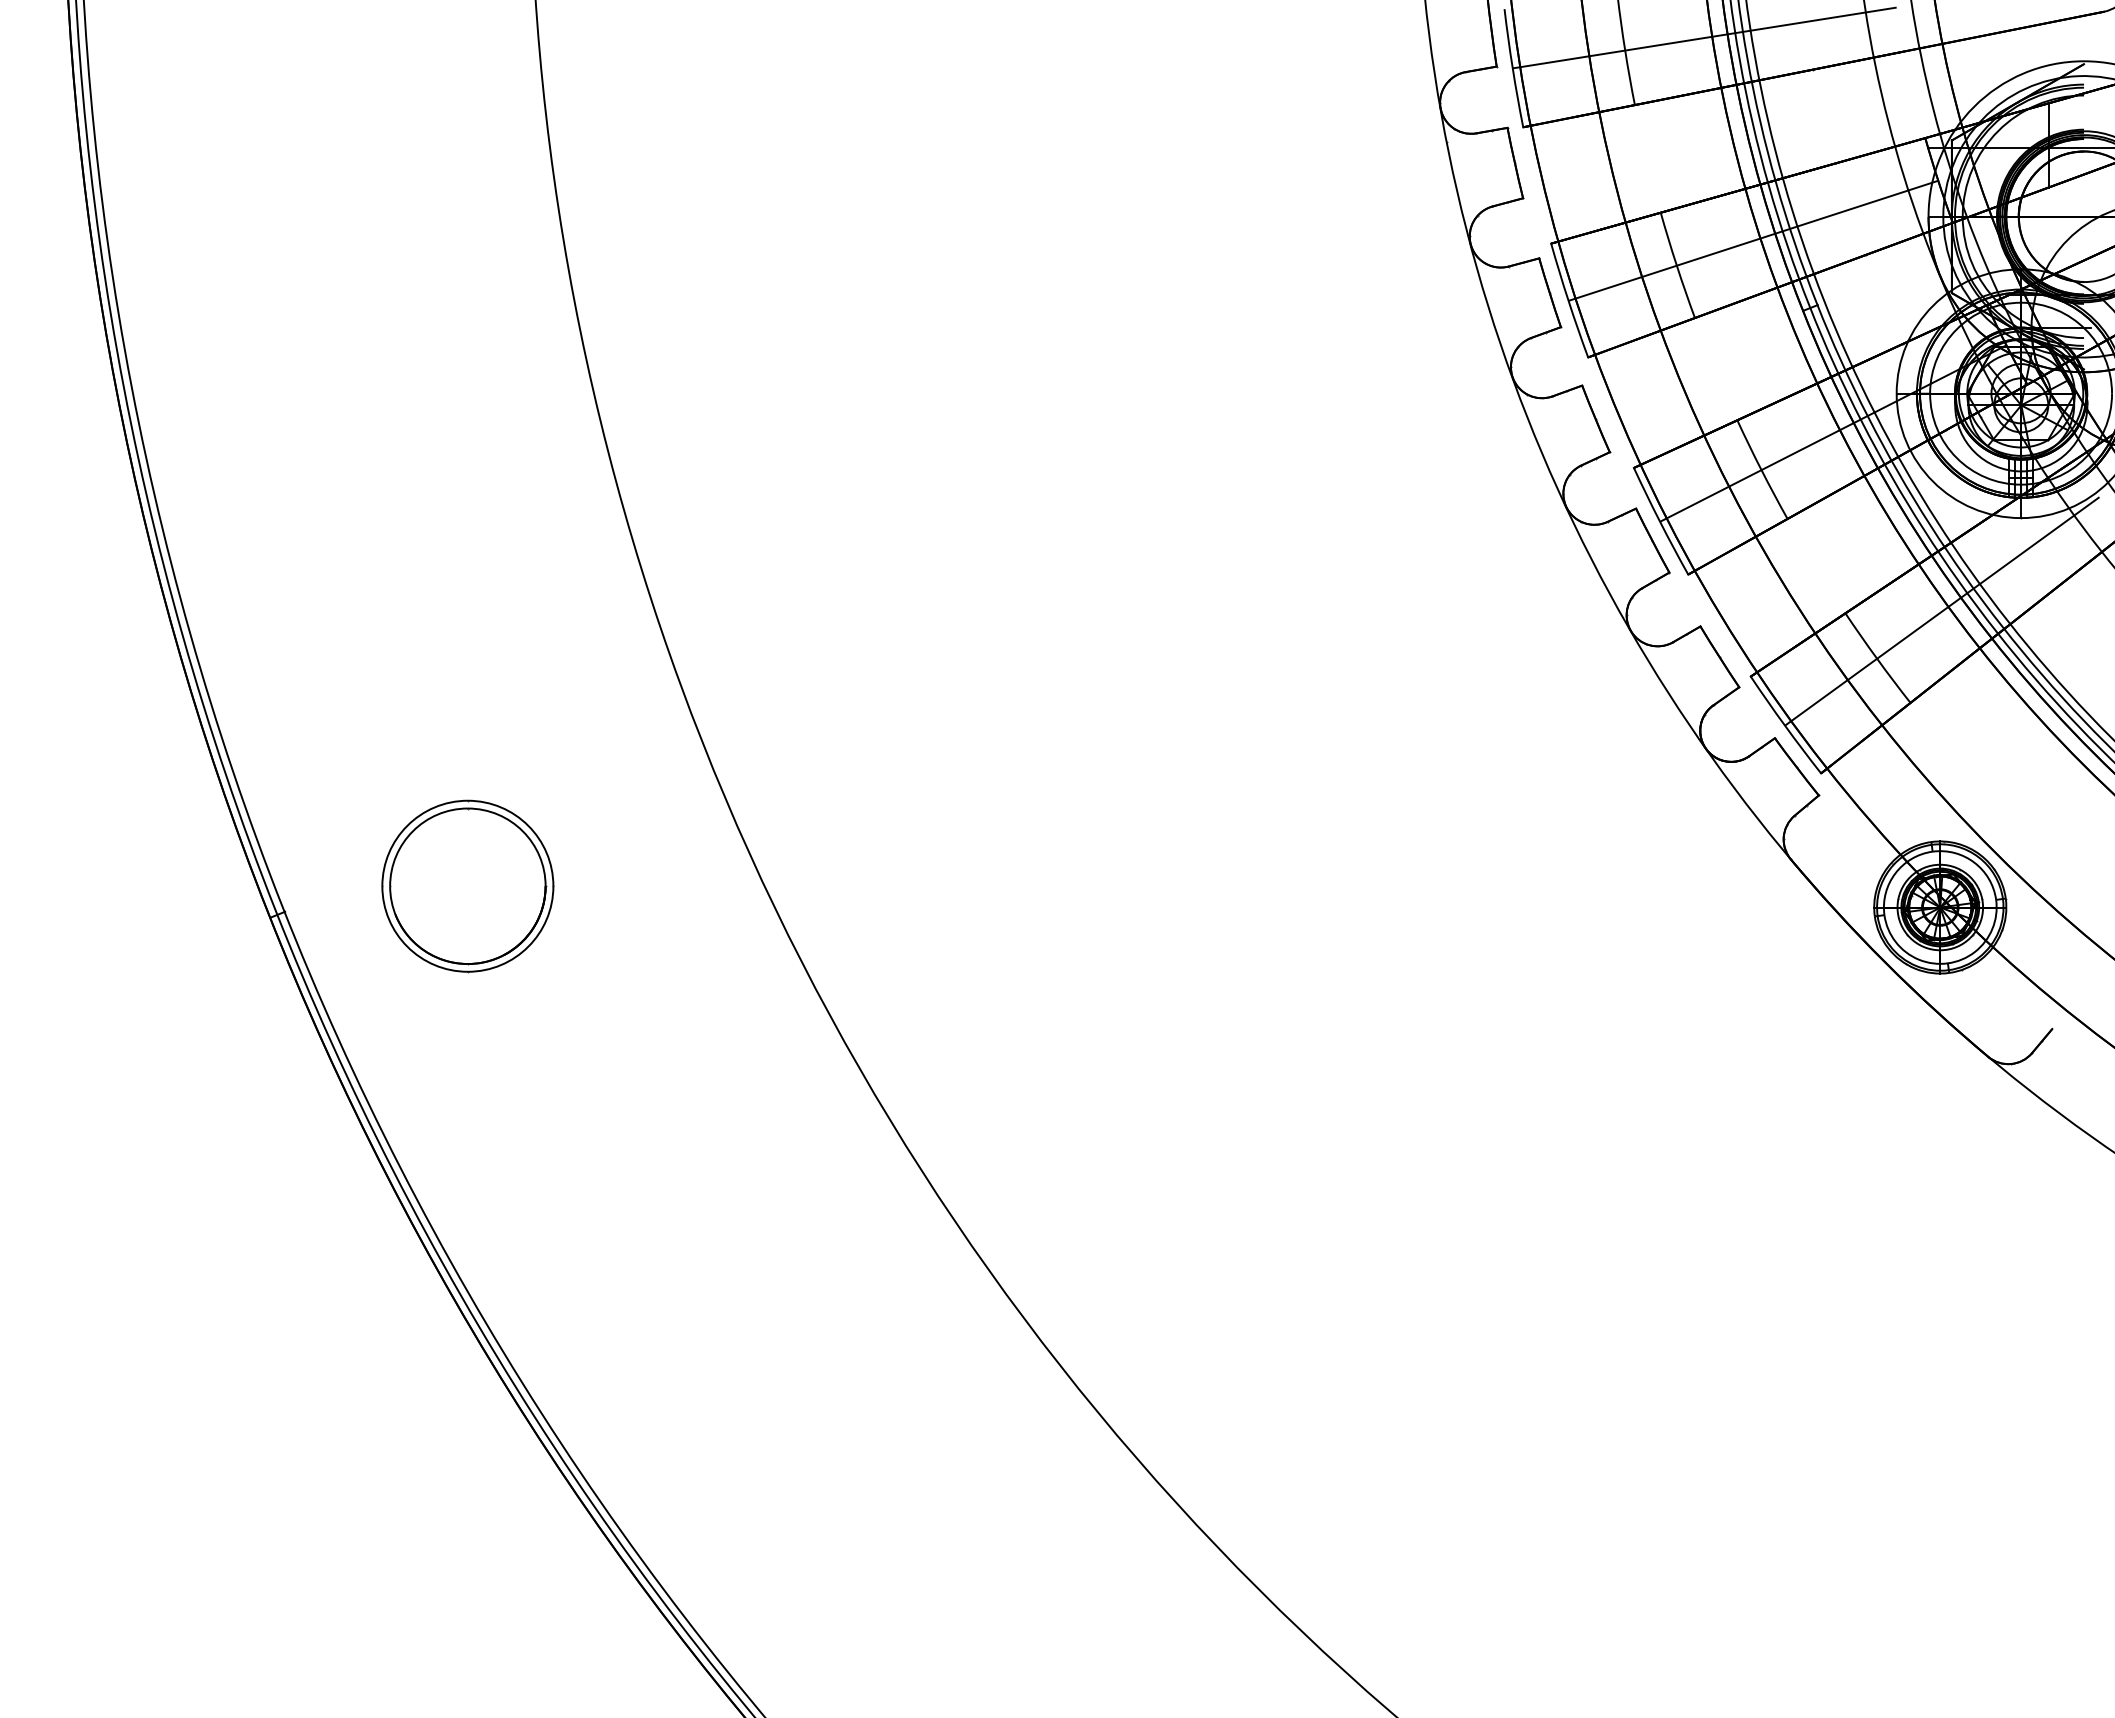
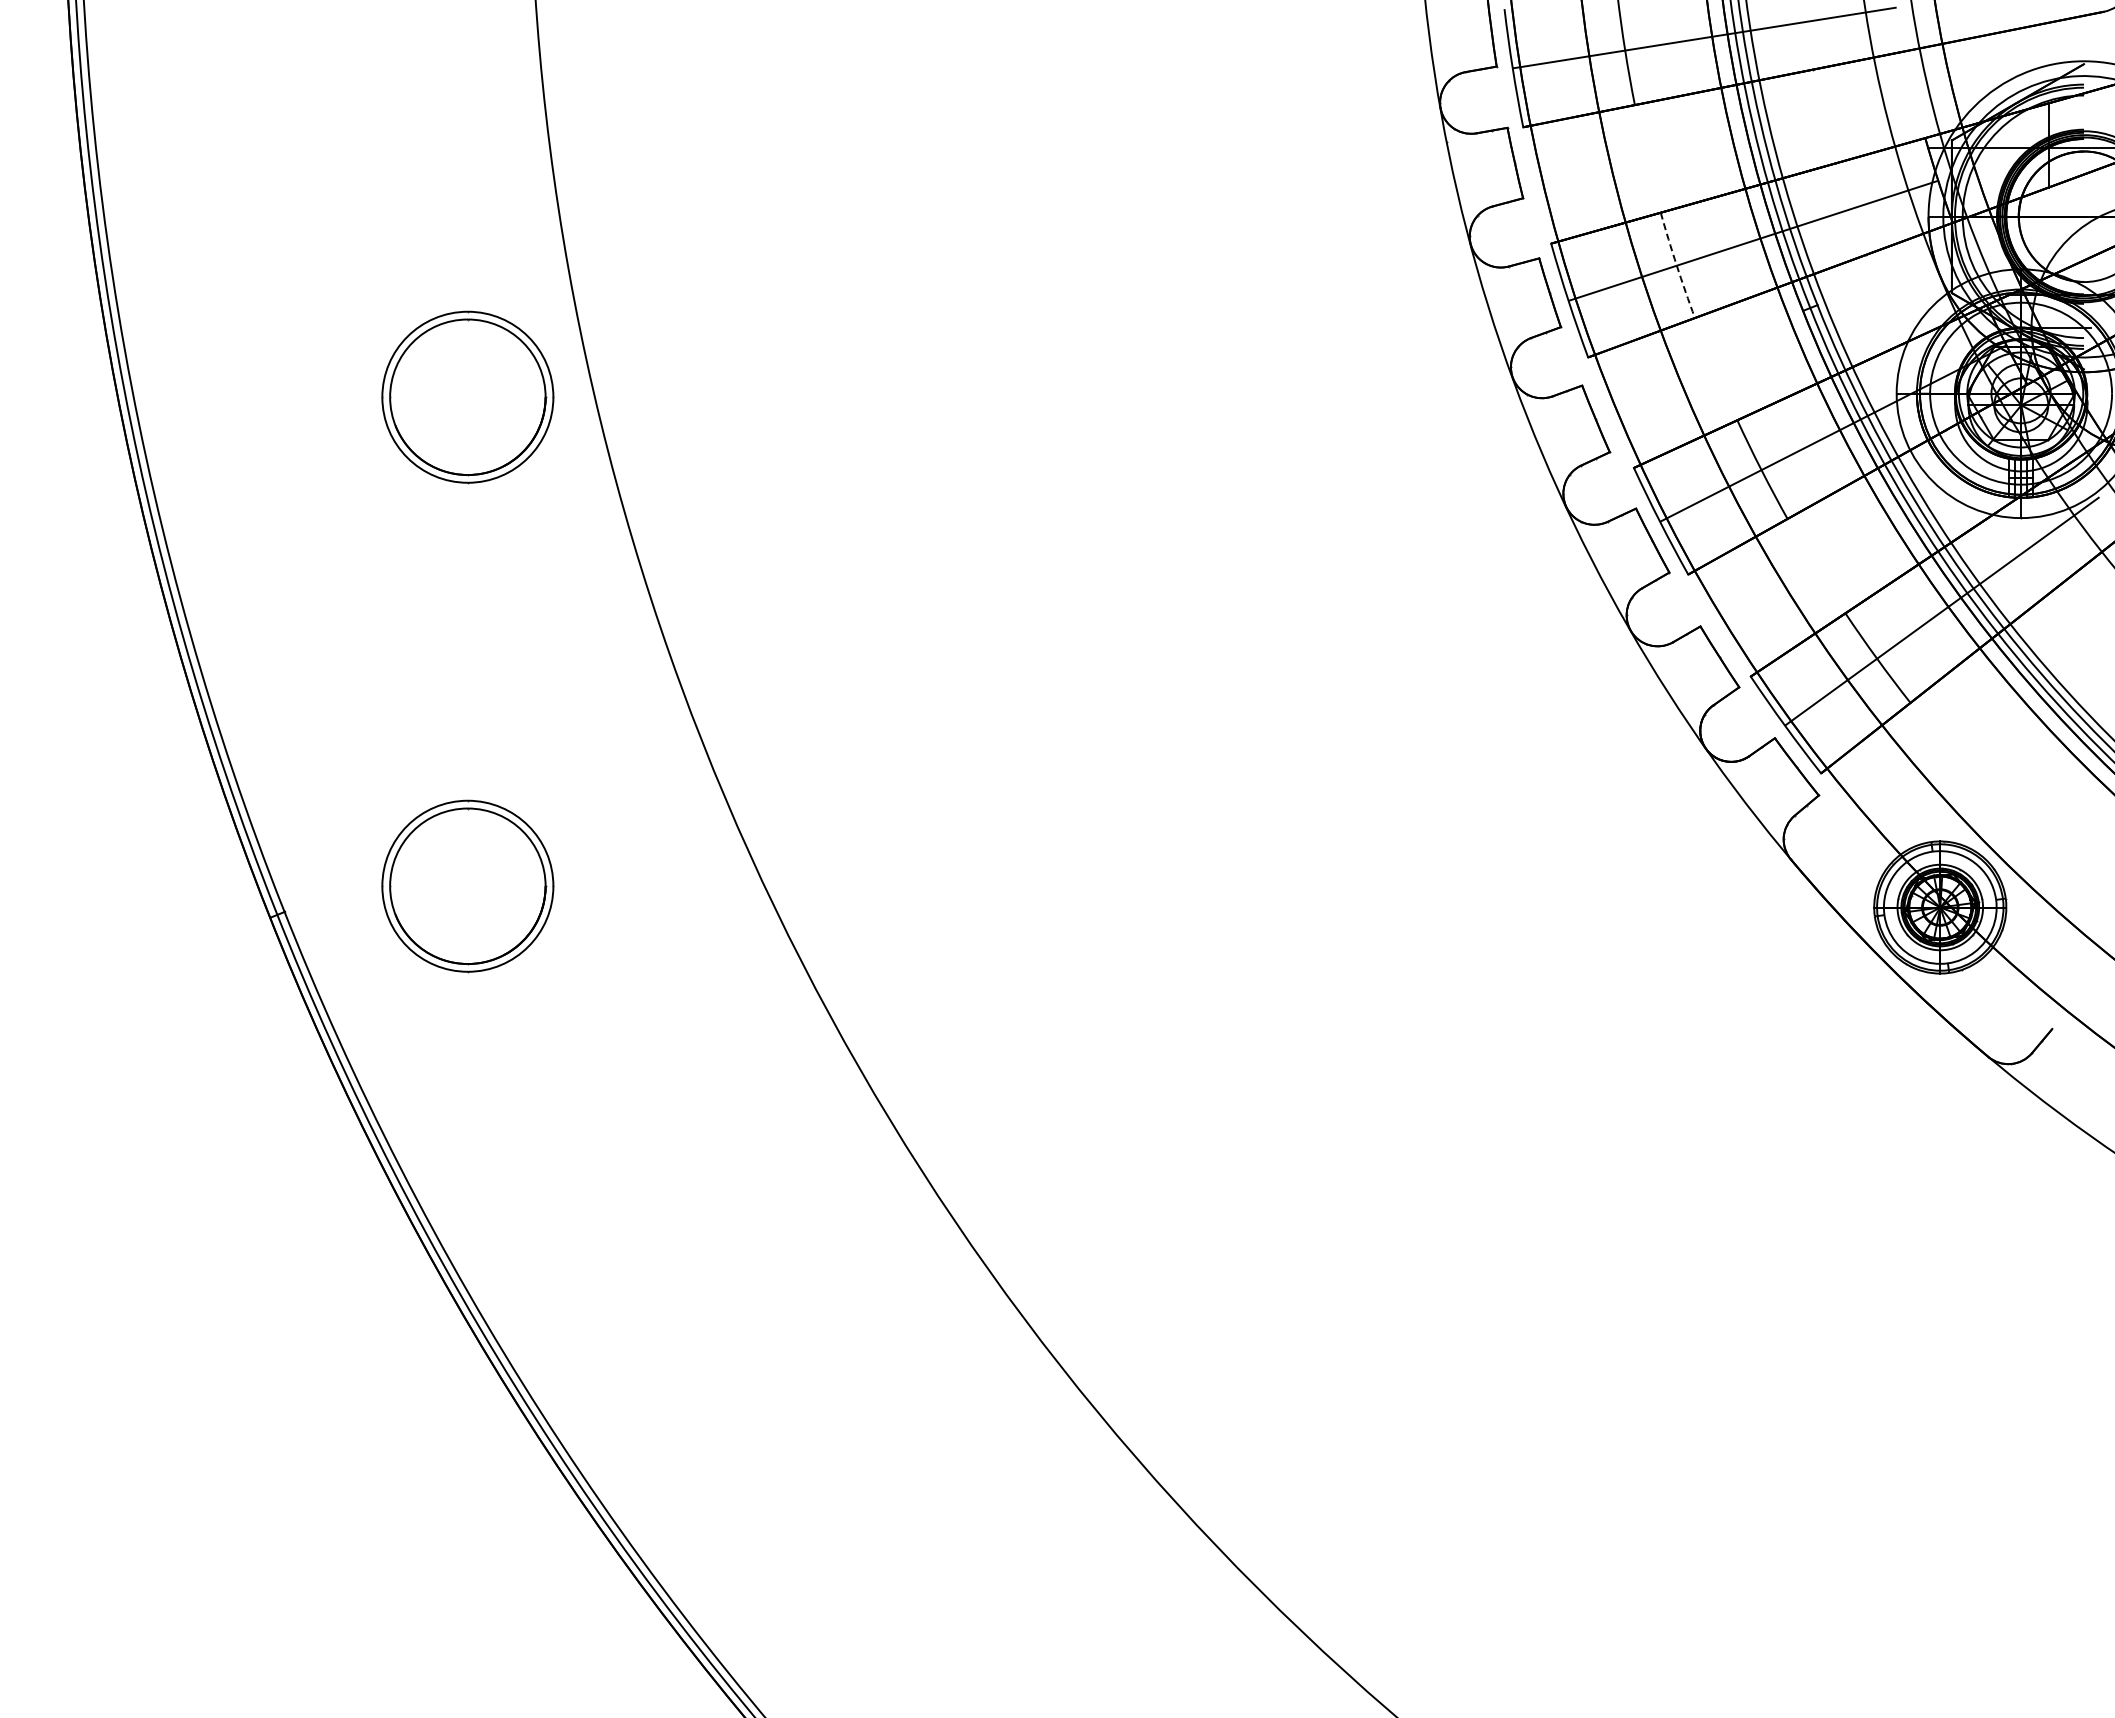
arc: solid -> dashed (1676, 265)
part: none -> present (467, 397)
